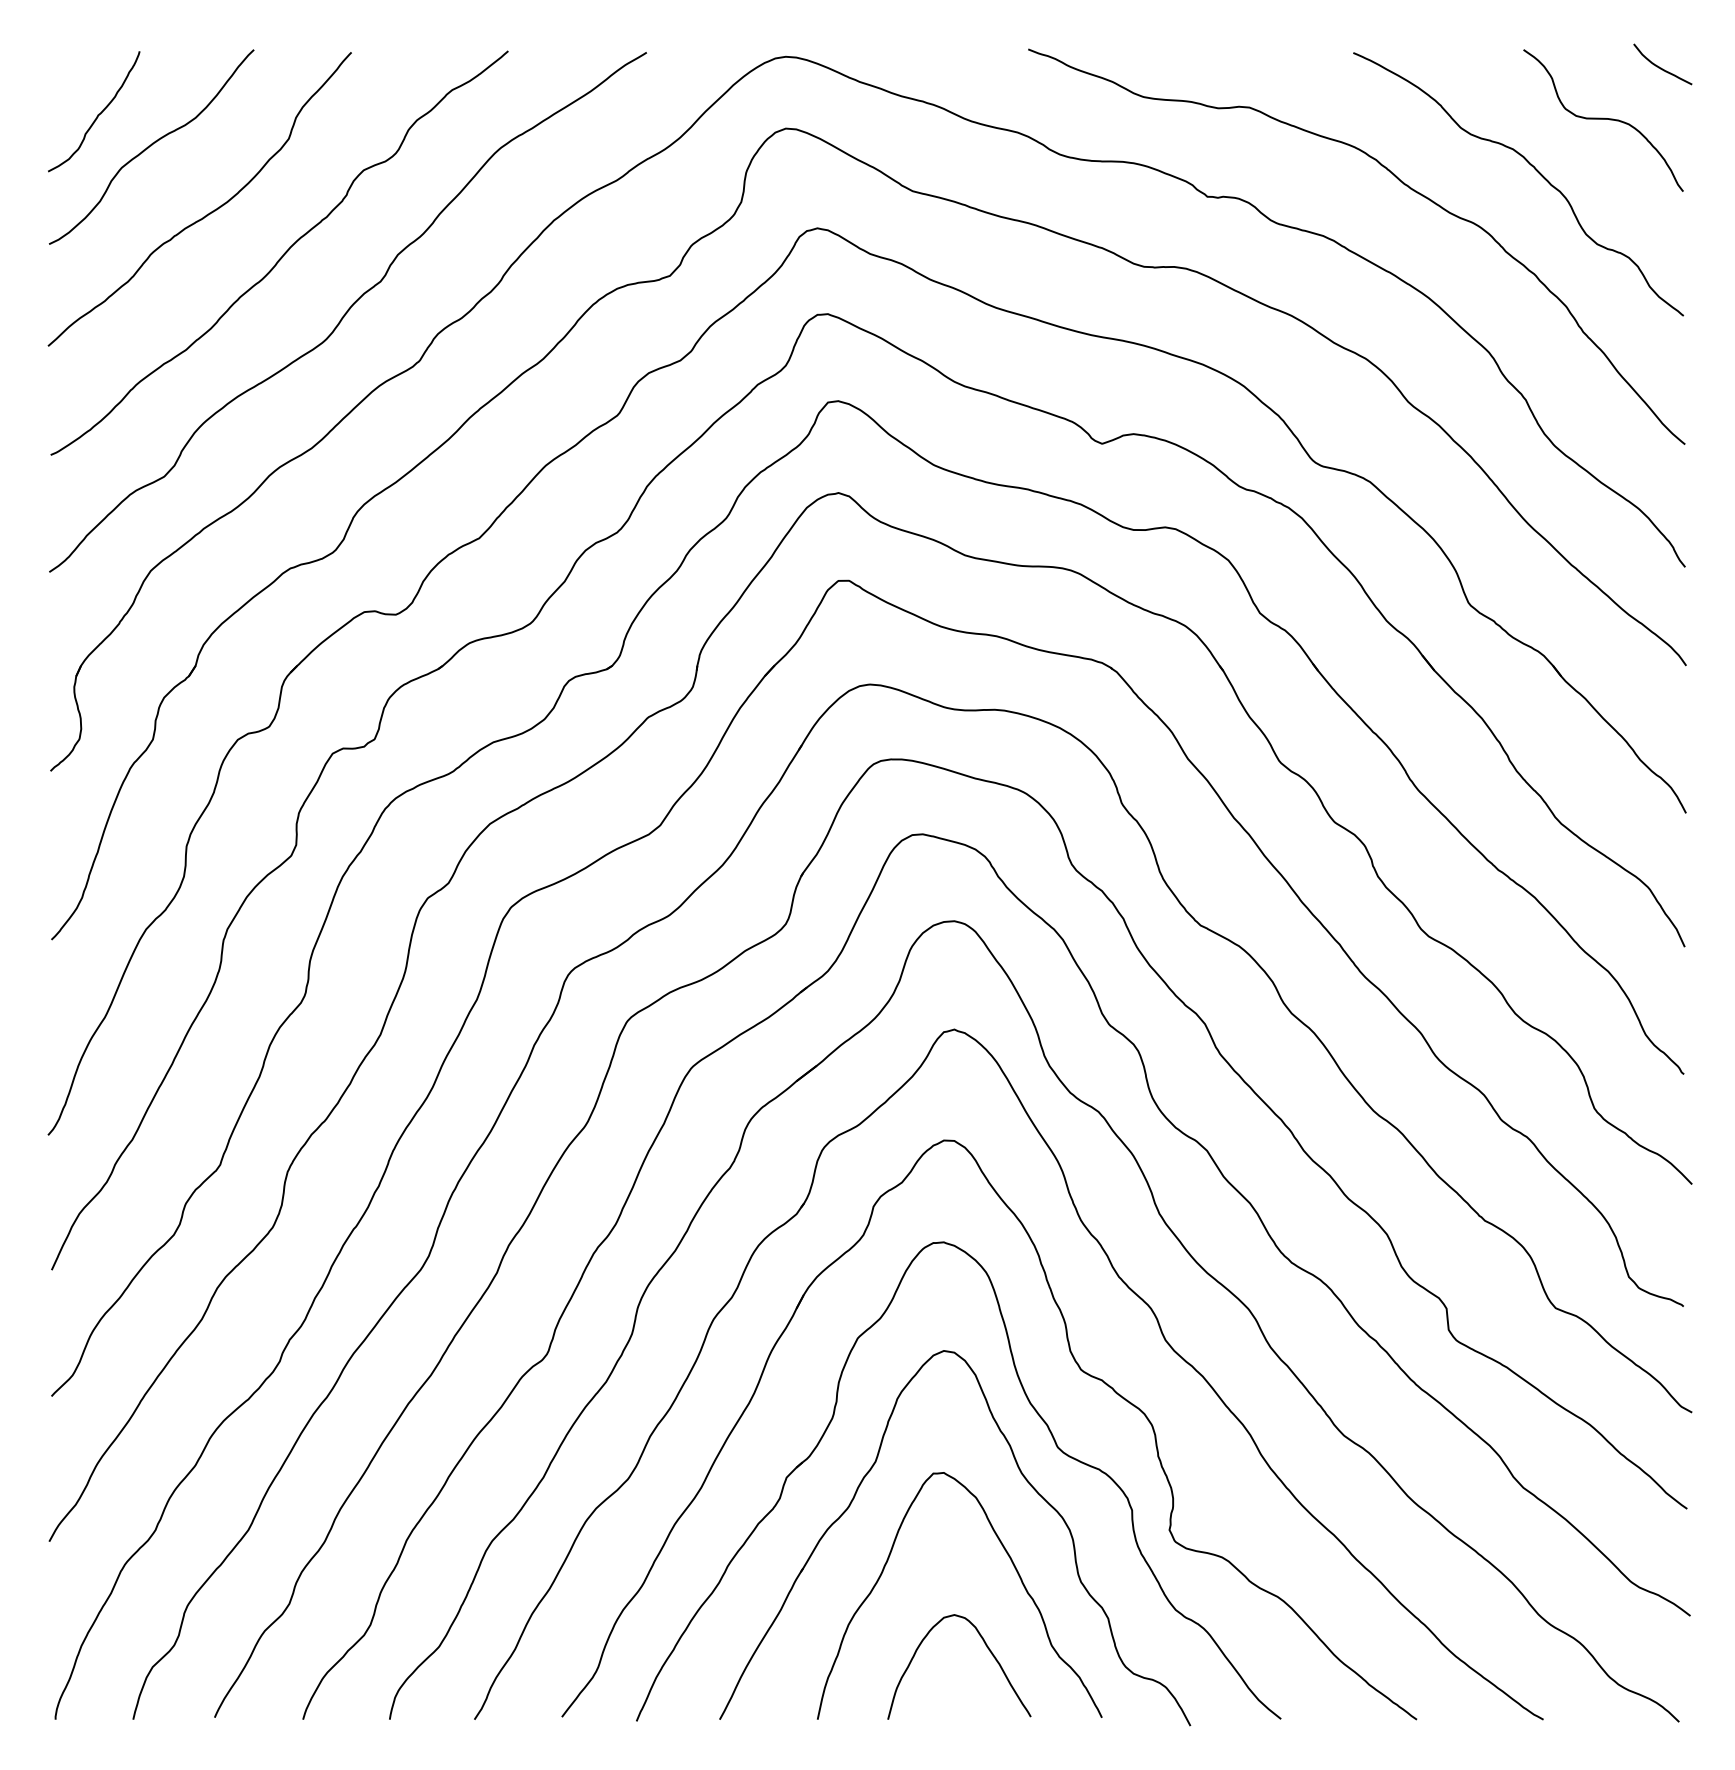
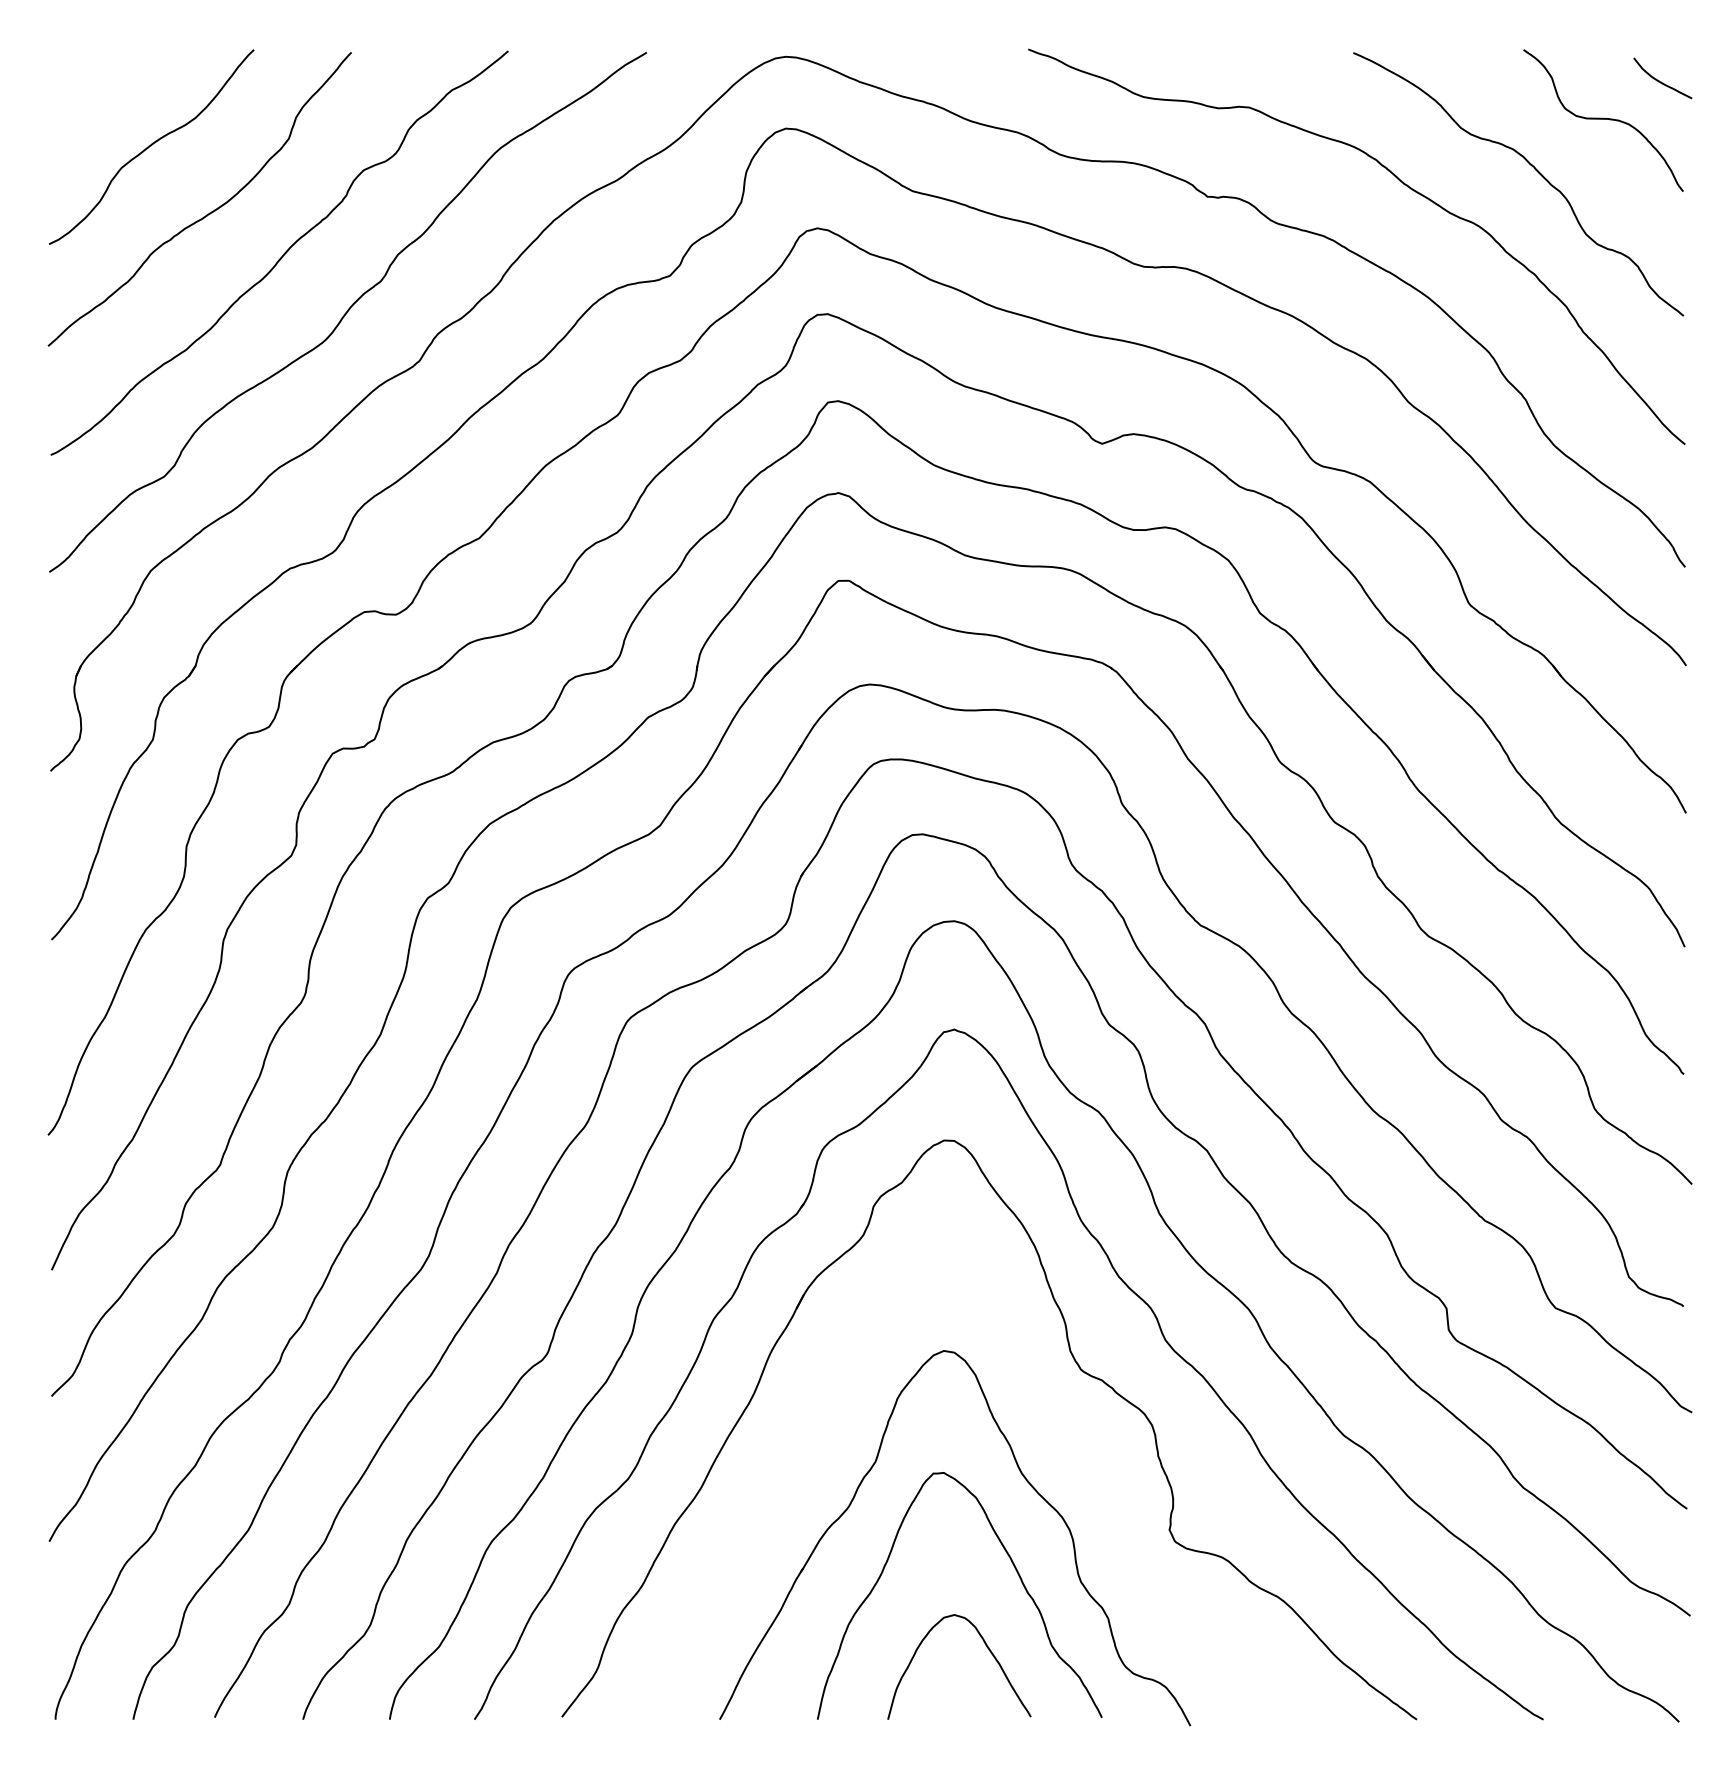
curve position: (1661, 67) -> (1661, 81) (1661, 81)
curve: present -> none (97, 114)
part: present -> none (1039, 1417)
